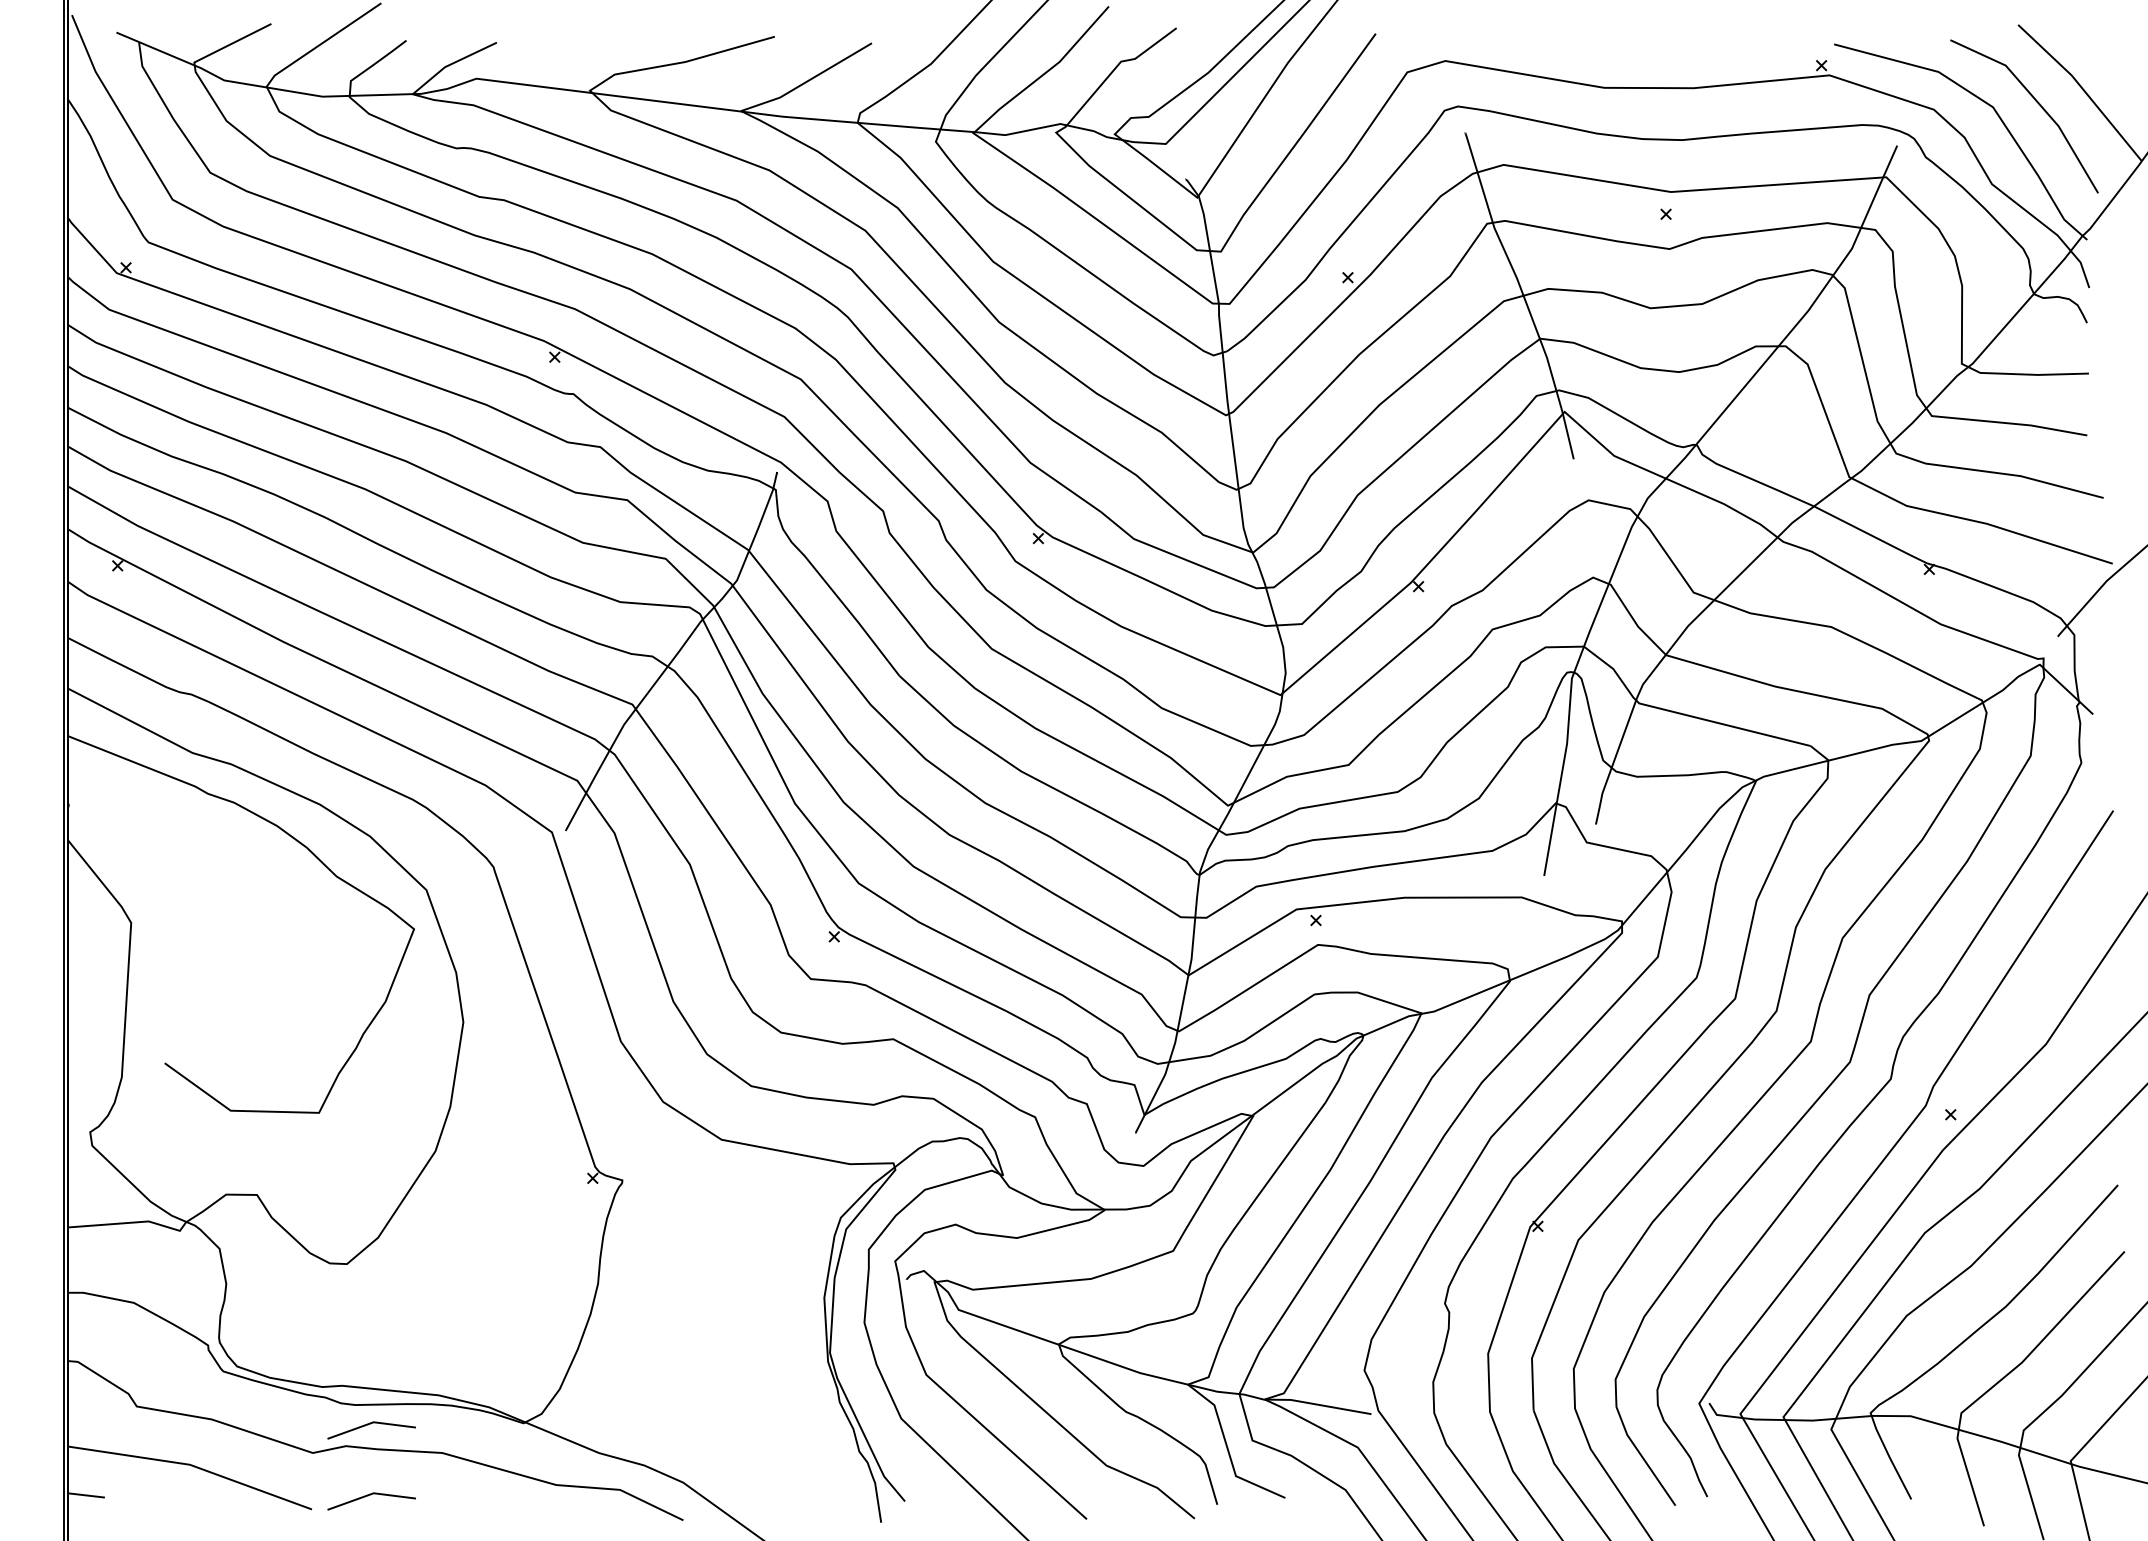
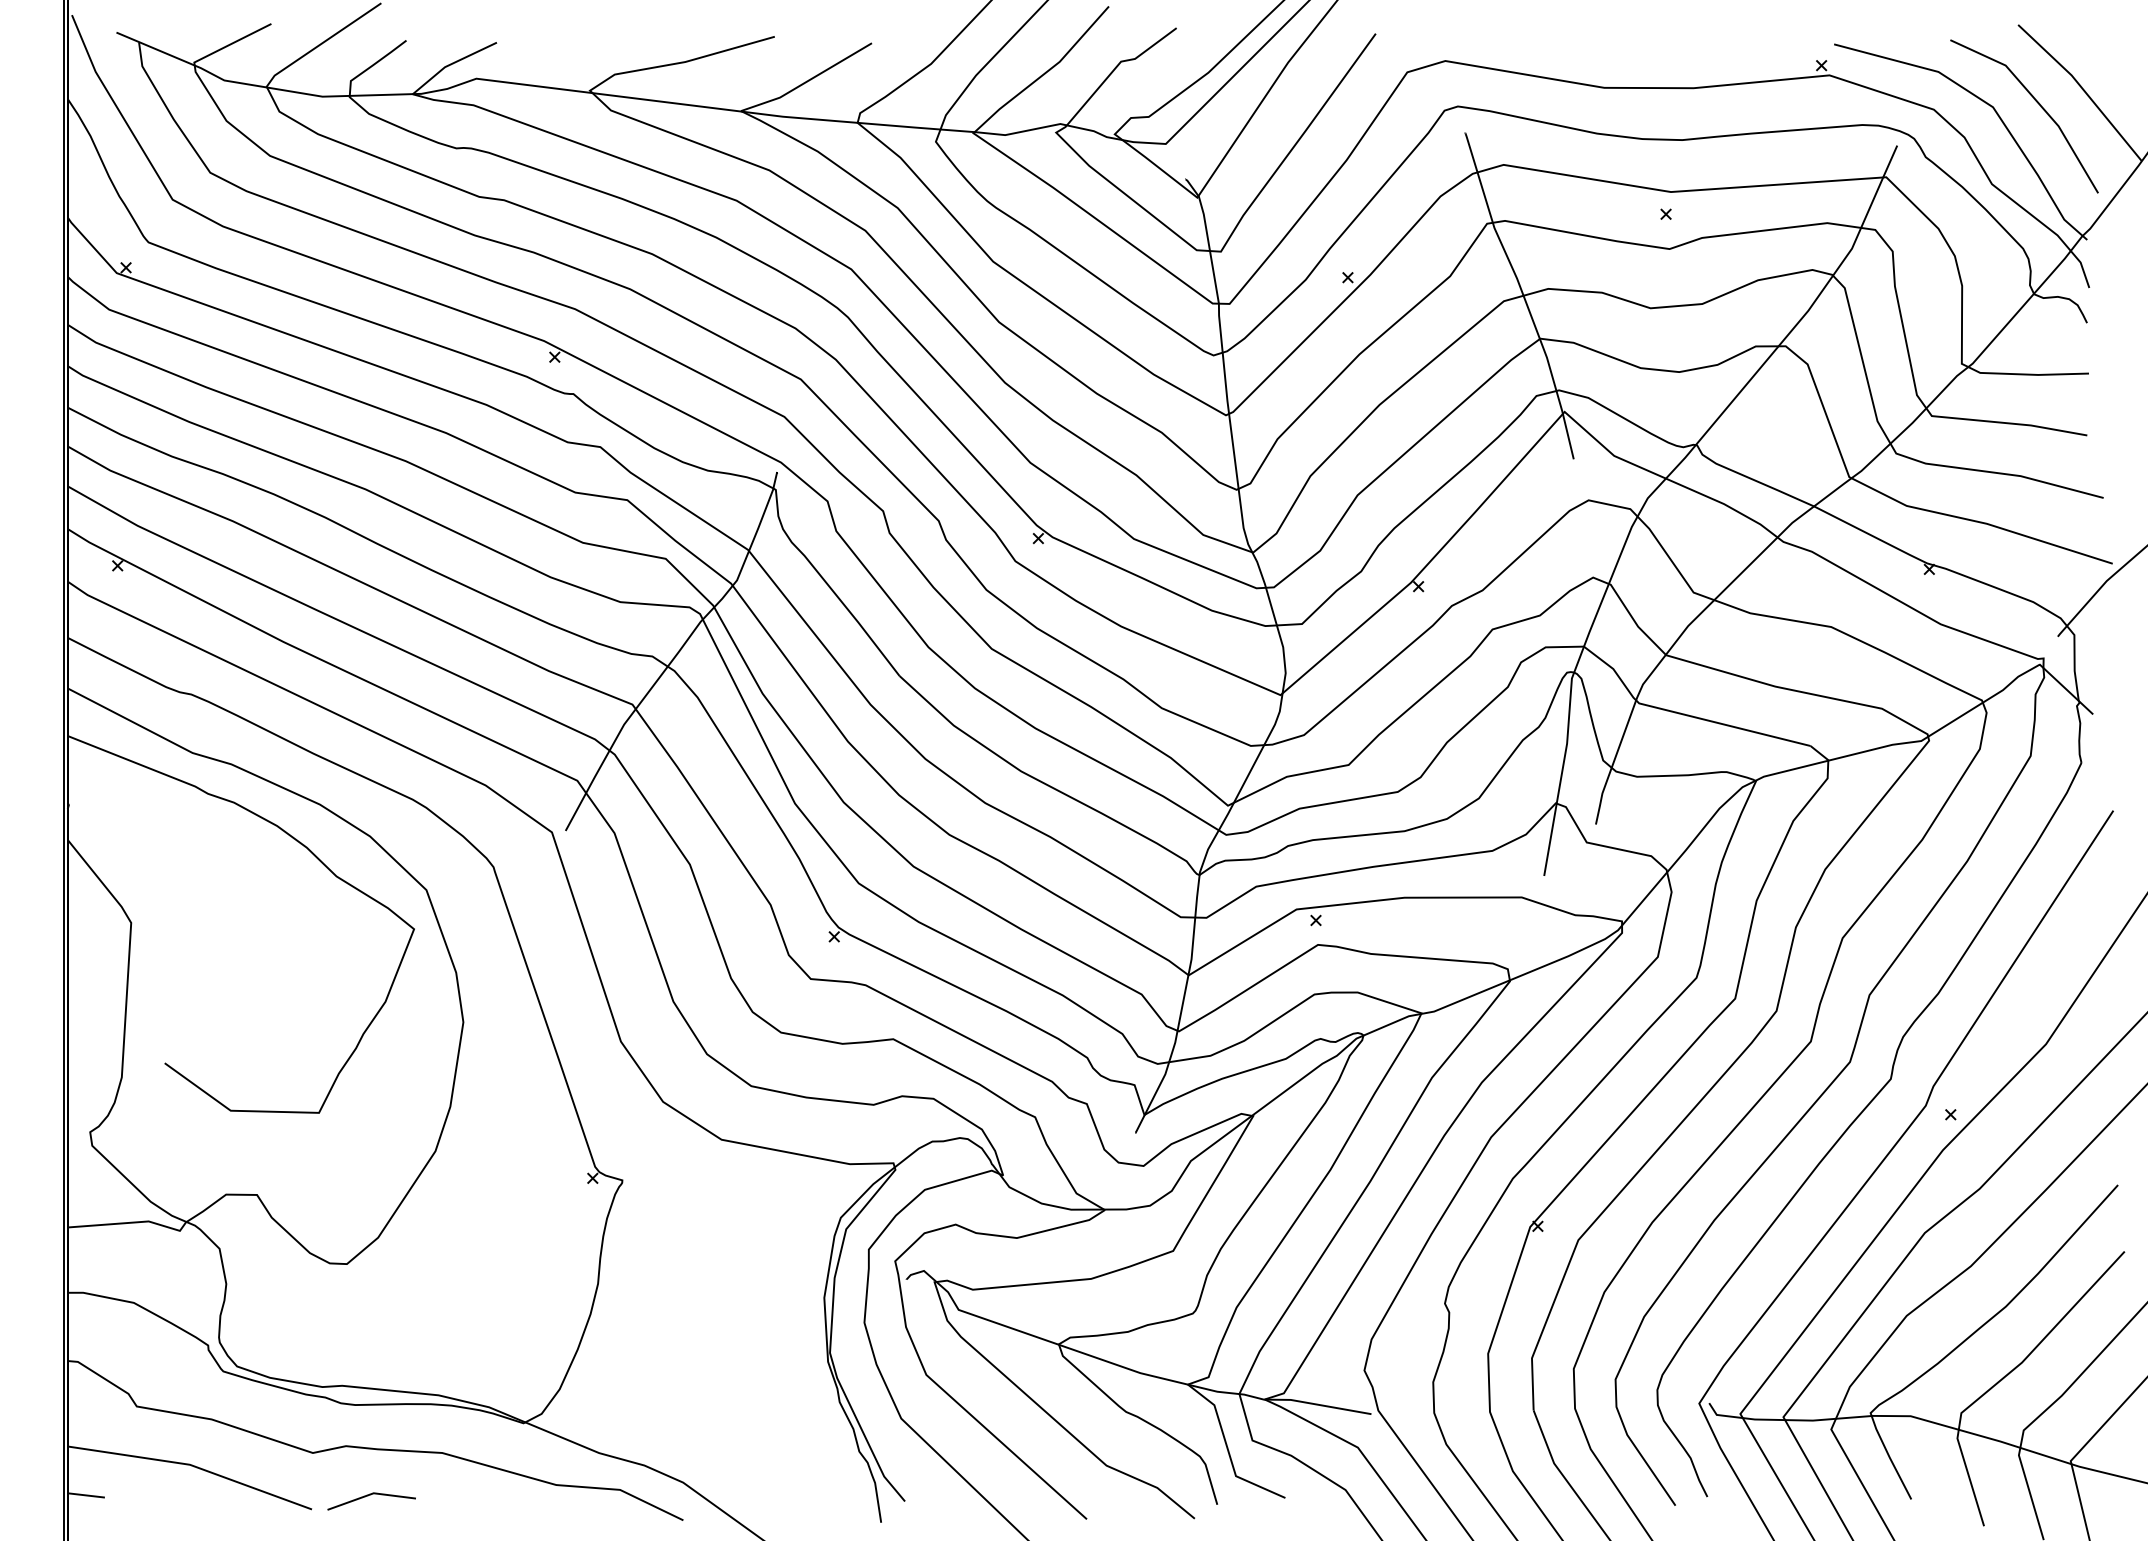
line: present -> none (368, 1425)
